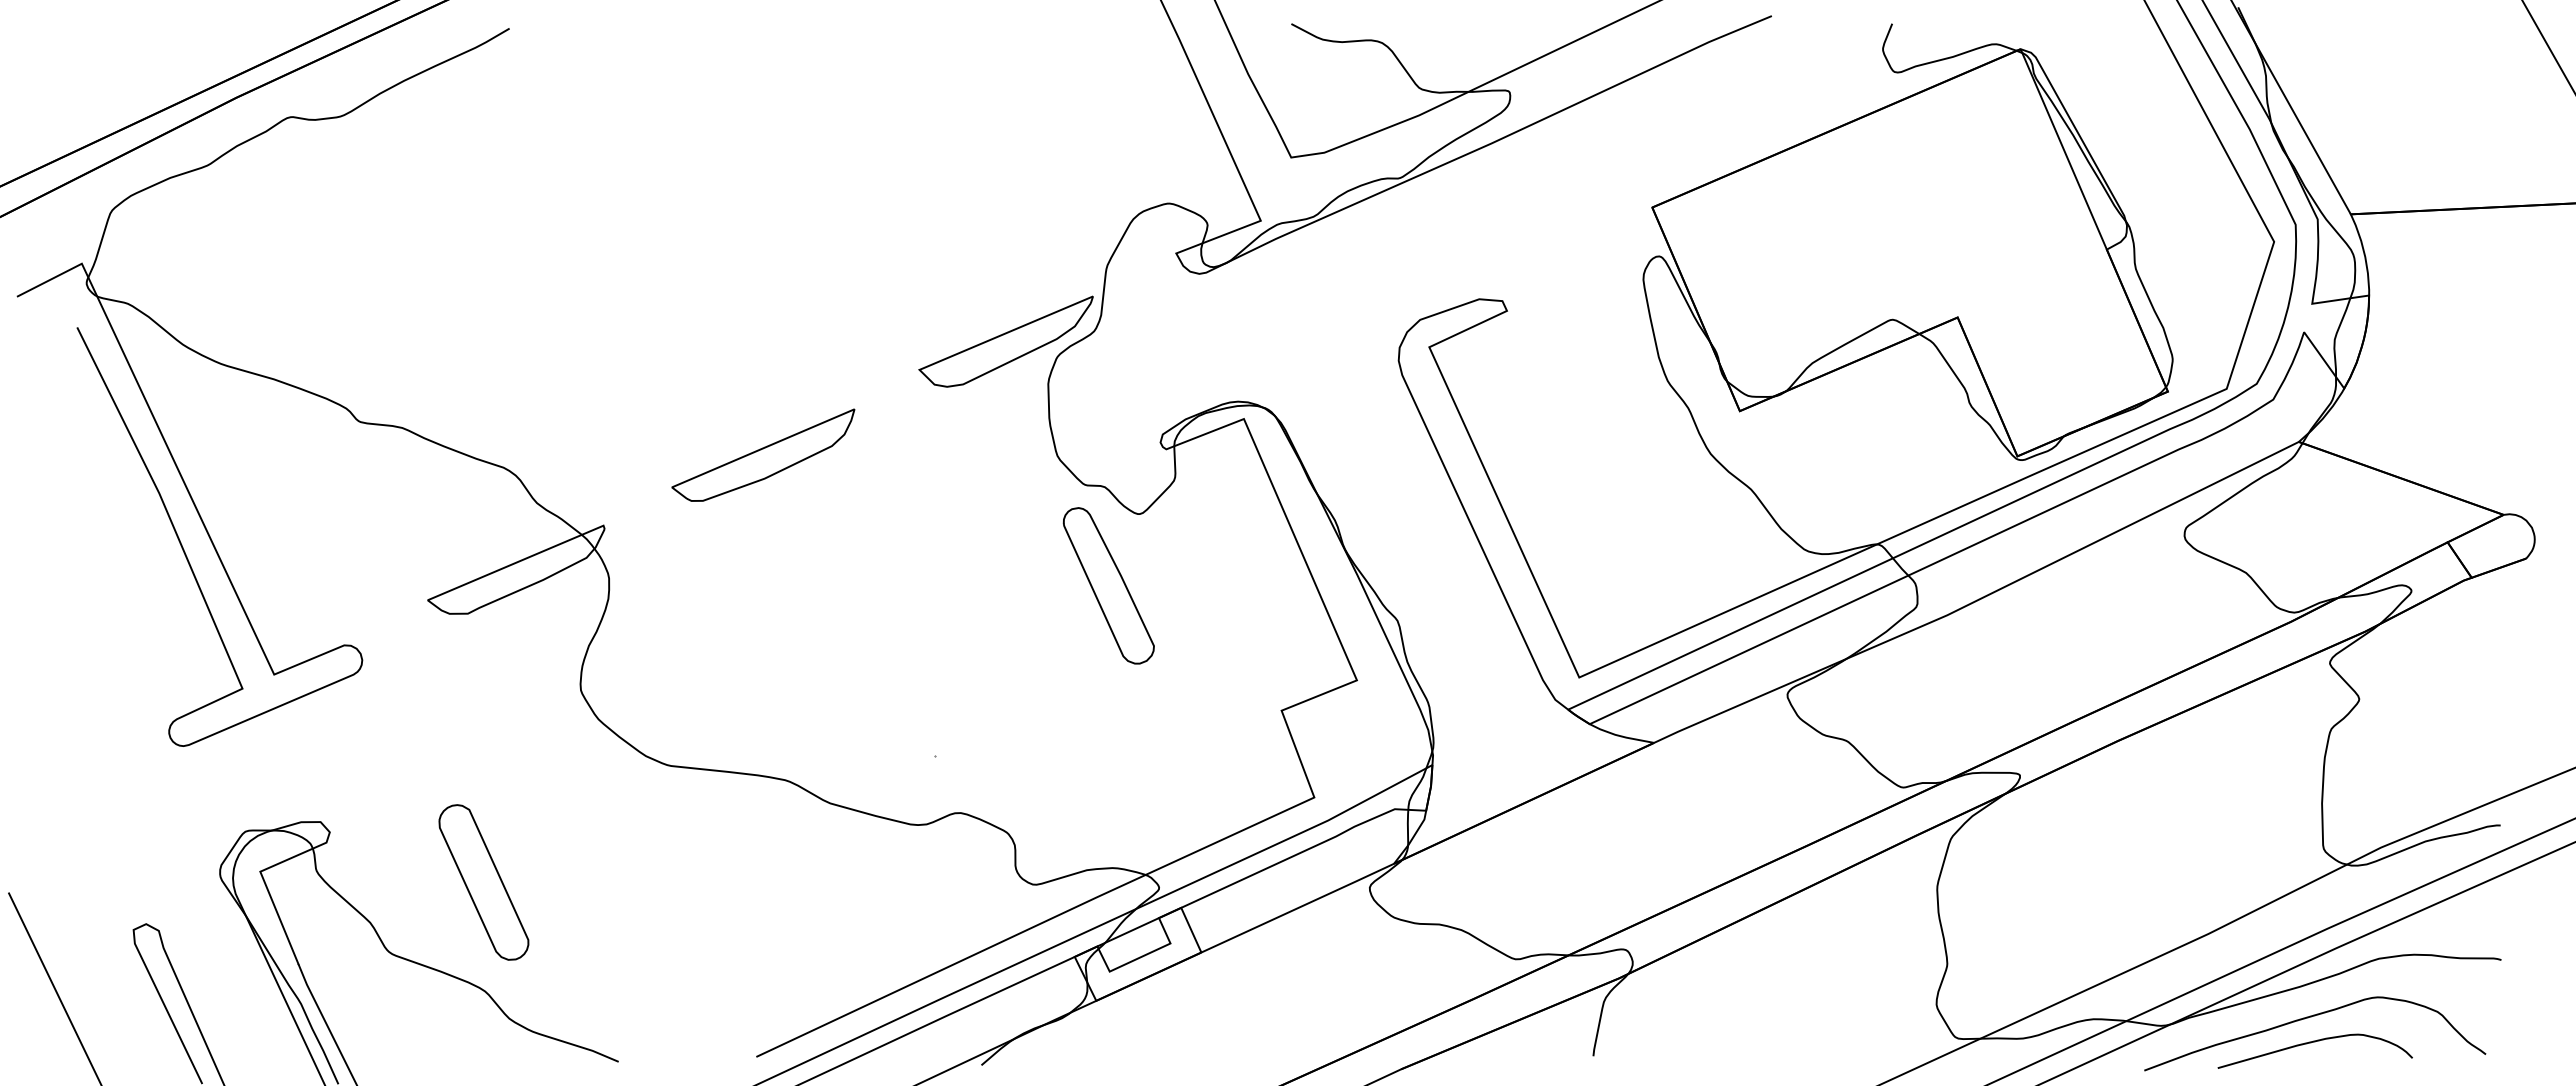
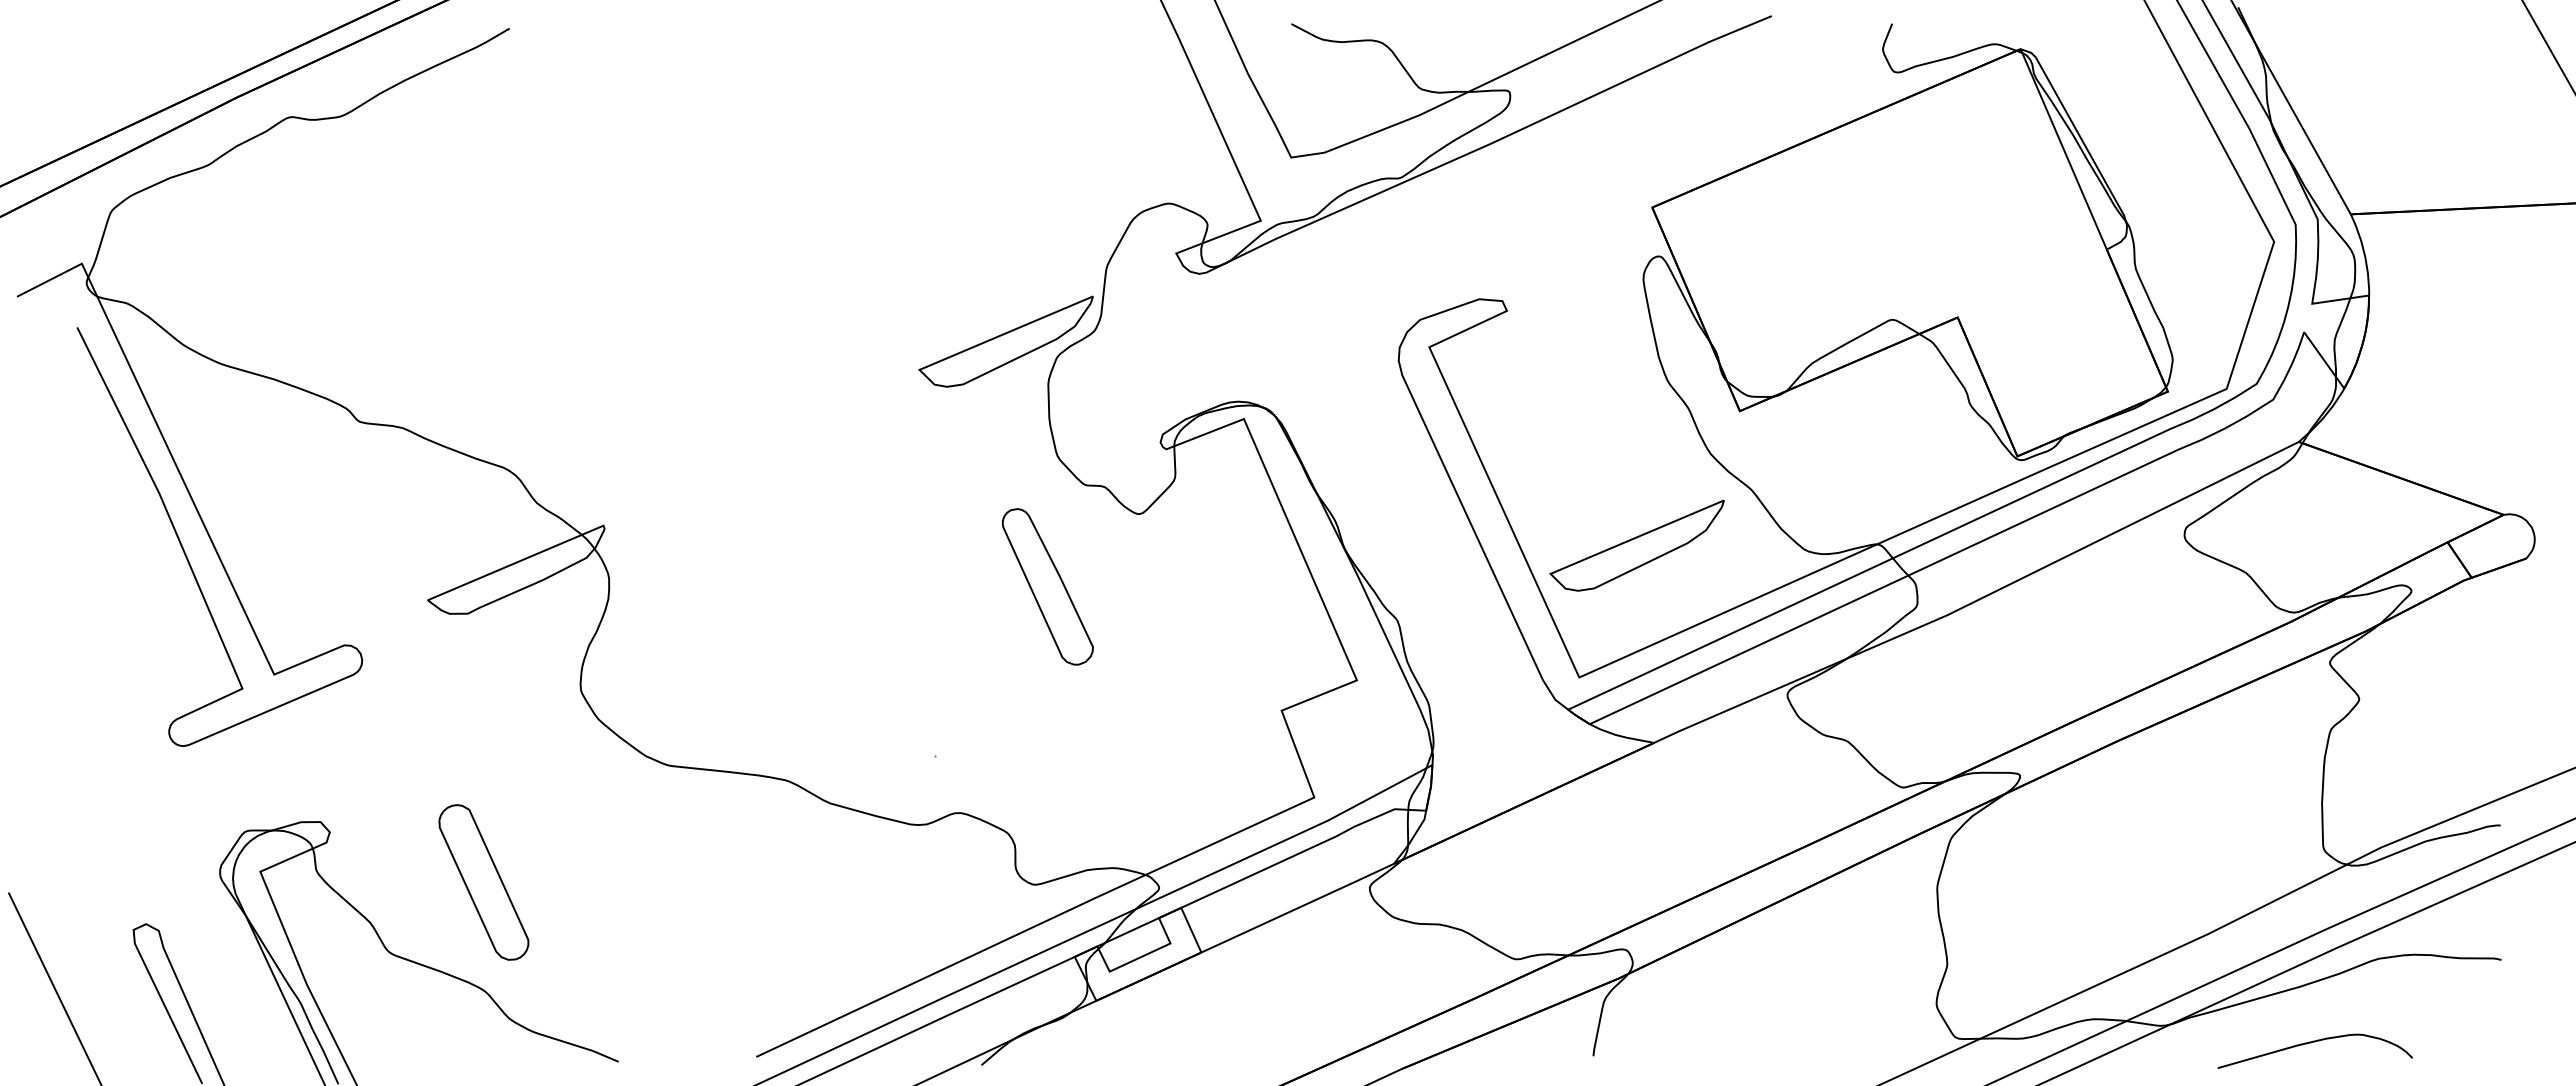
part: present -> none (763, 454)
part: none -> present (1636, 545)
part position: (1108, 585) -> (1047, 586) (1047, 586)
curve: present -> none (2311, 1017)
